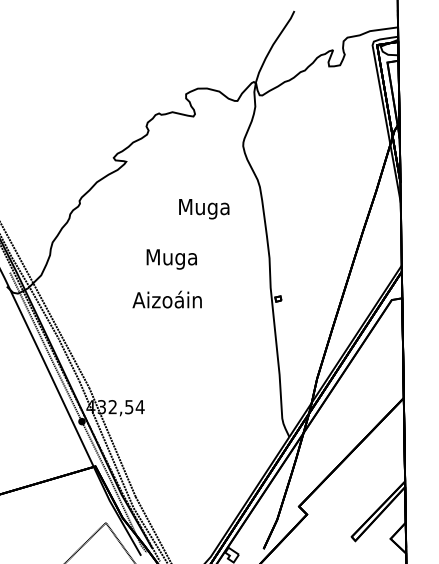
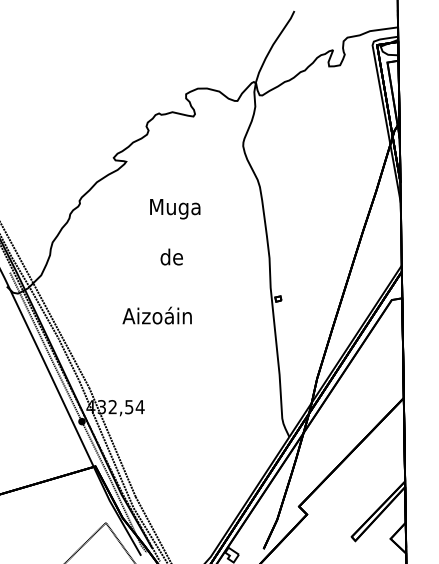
text position: (204, 209) -> (175, 209) (175, 209)
text: Muga -> de (171, 258)
text position: (166, 299) -> (156, 315) (156, 315)
